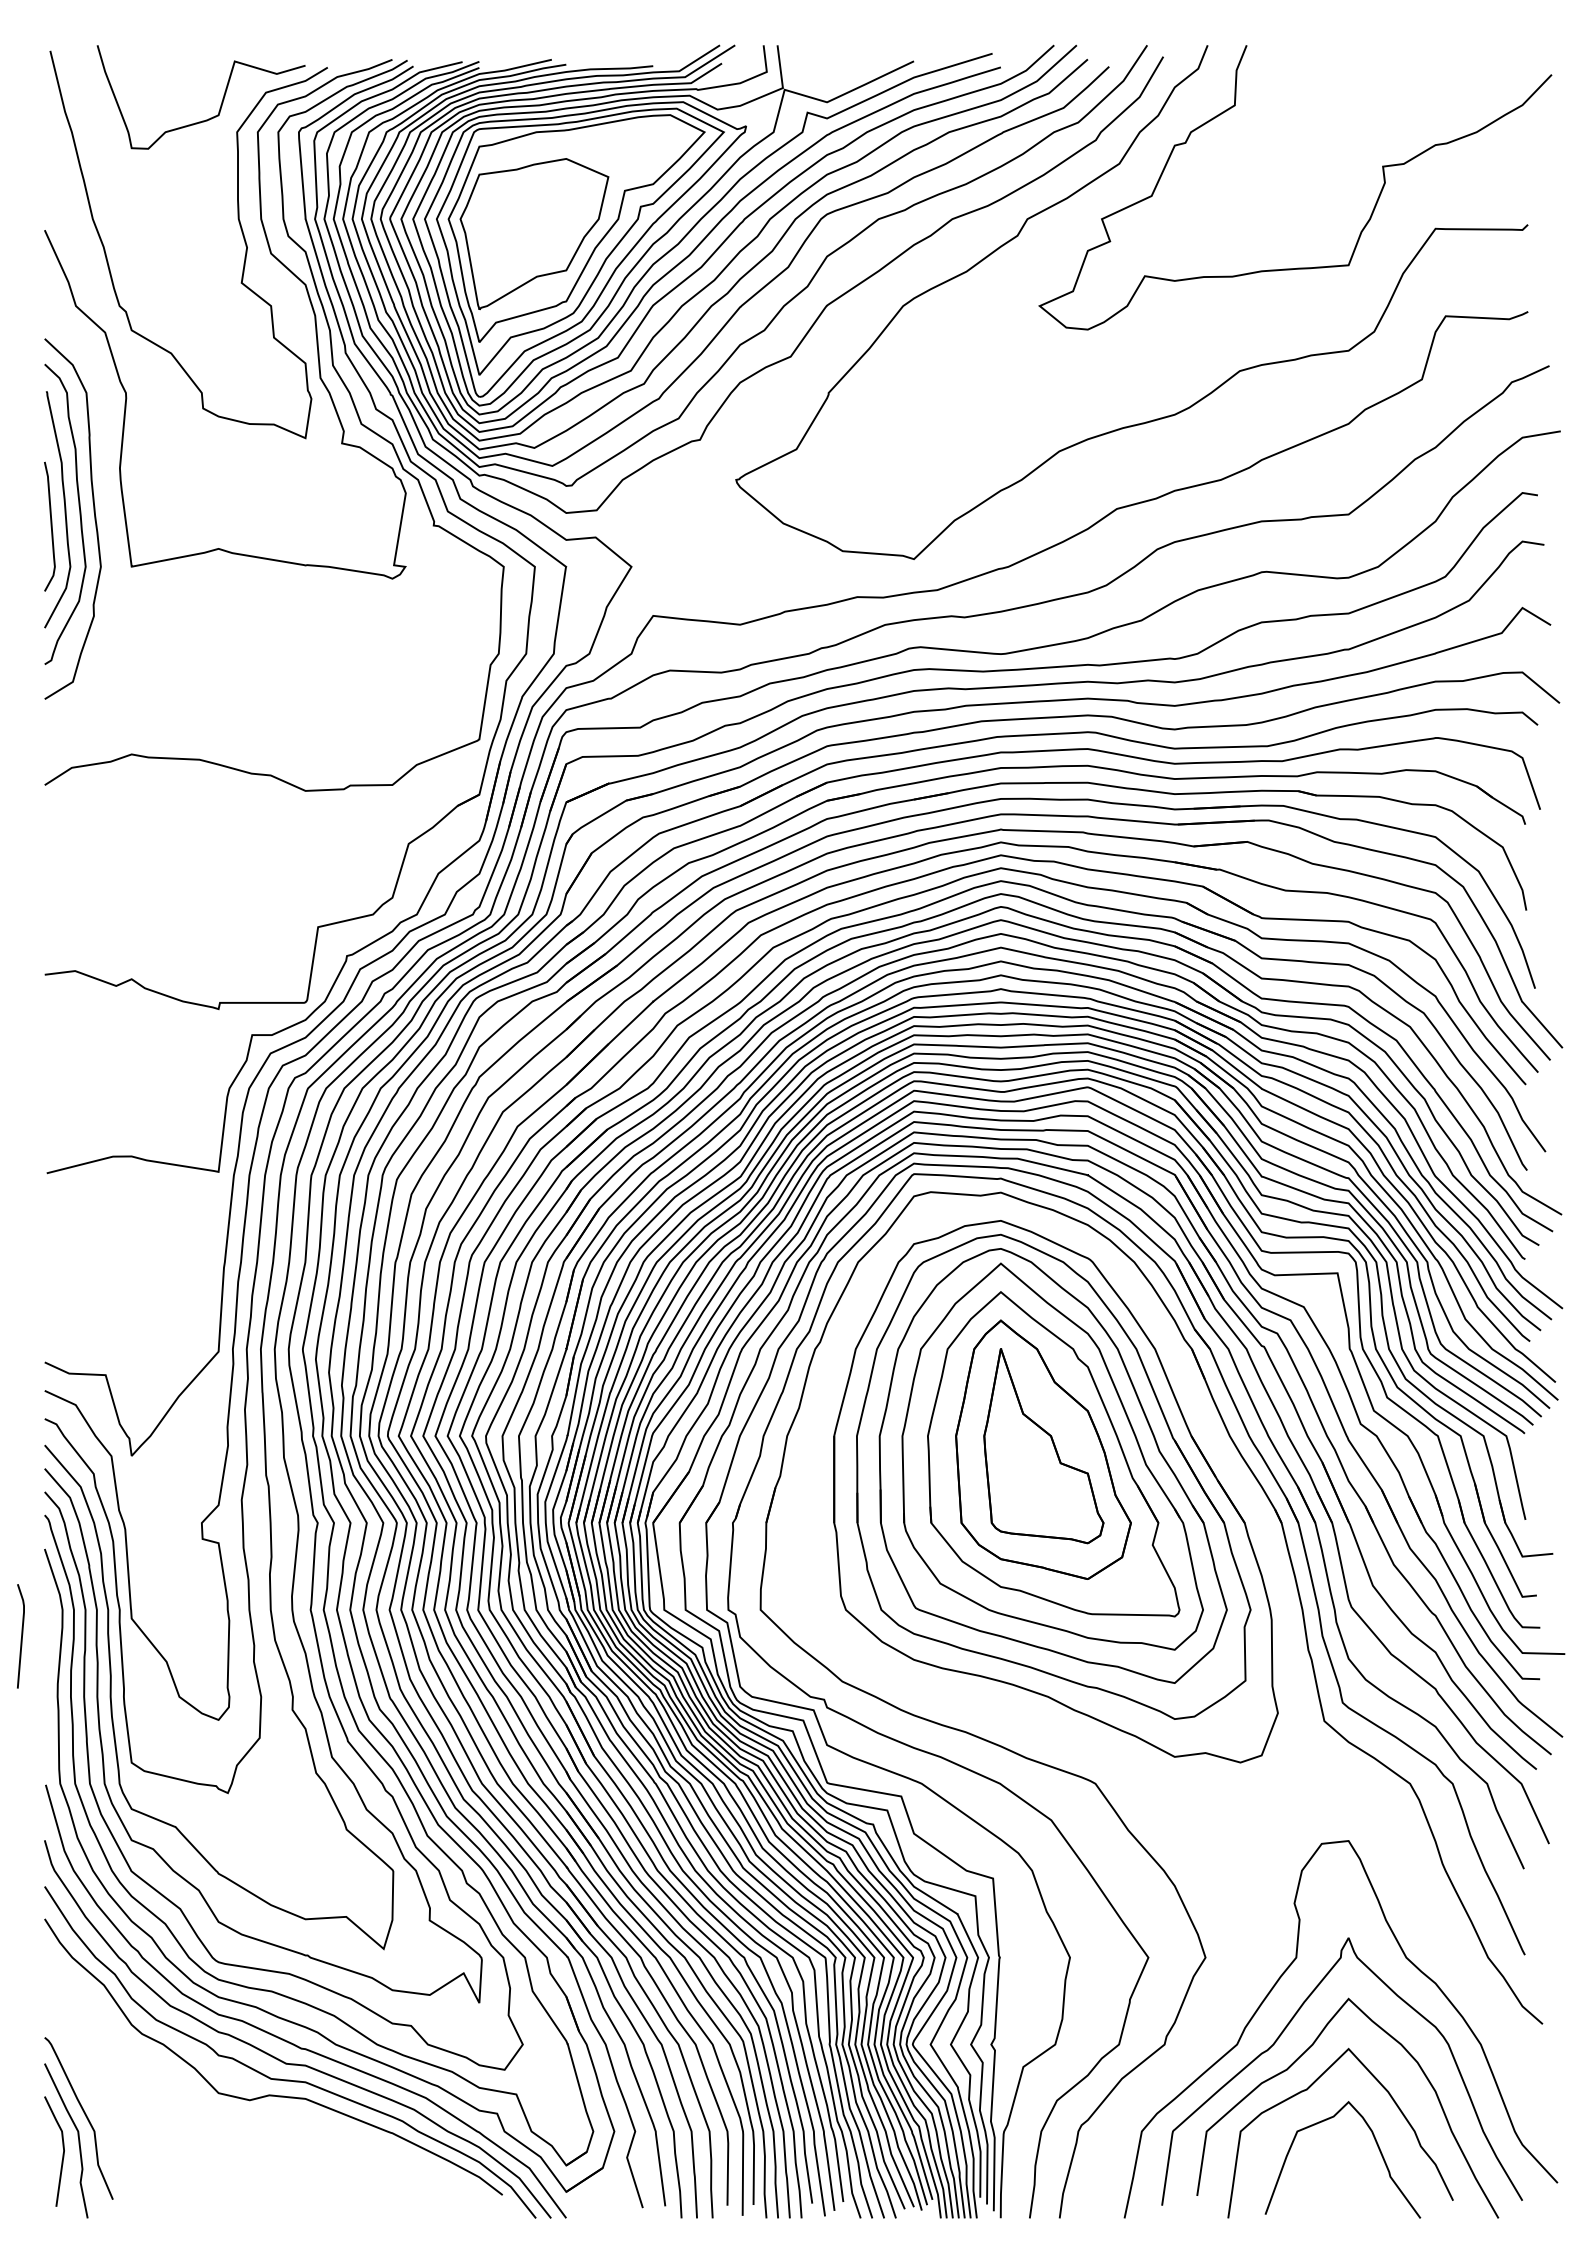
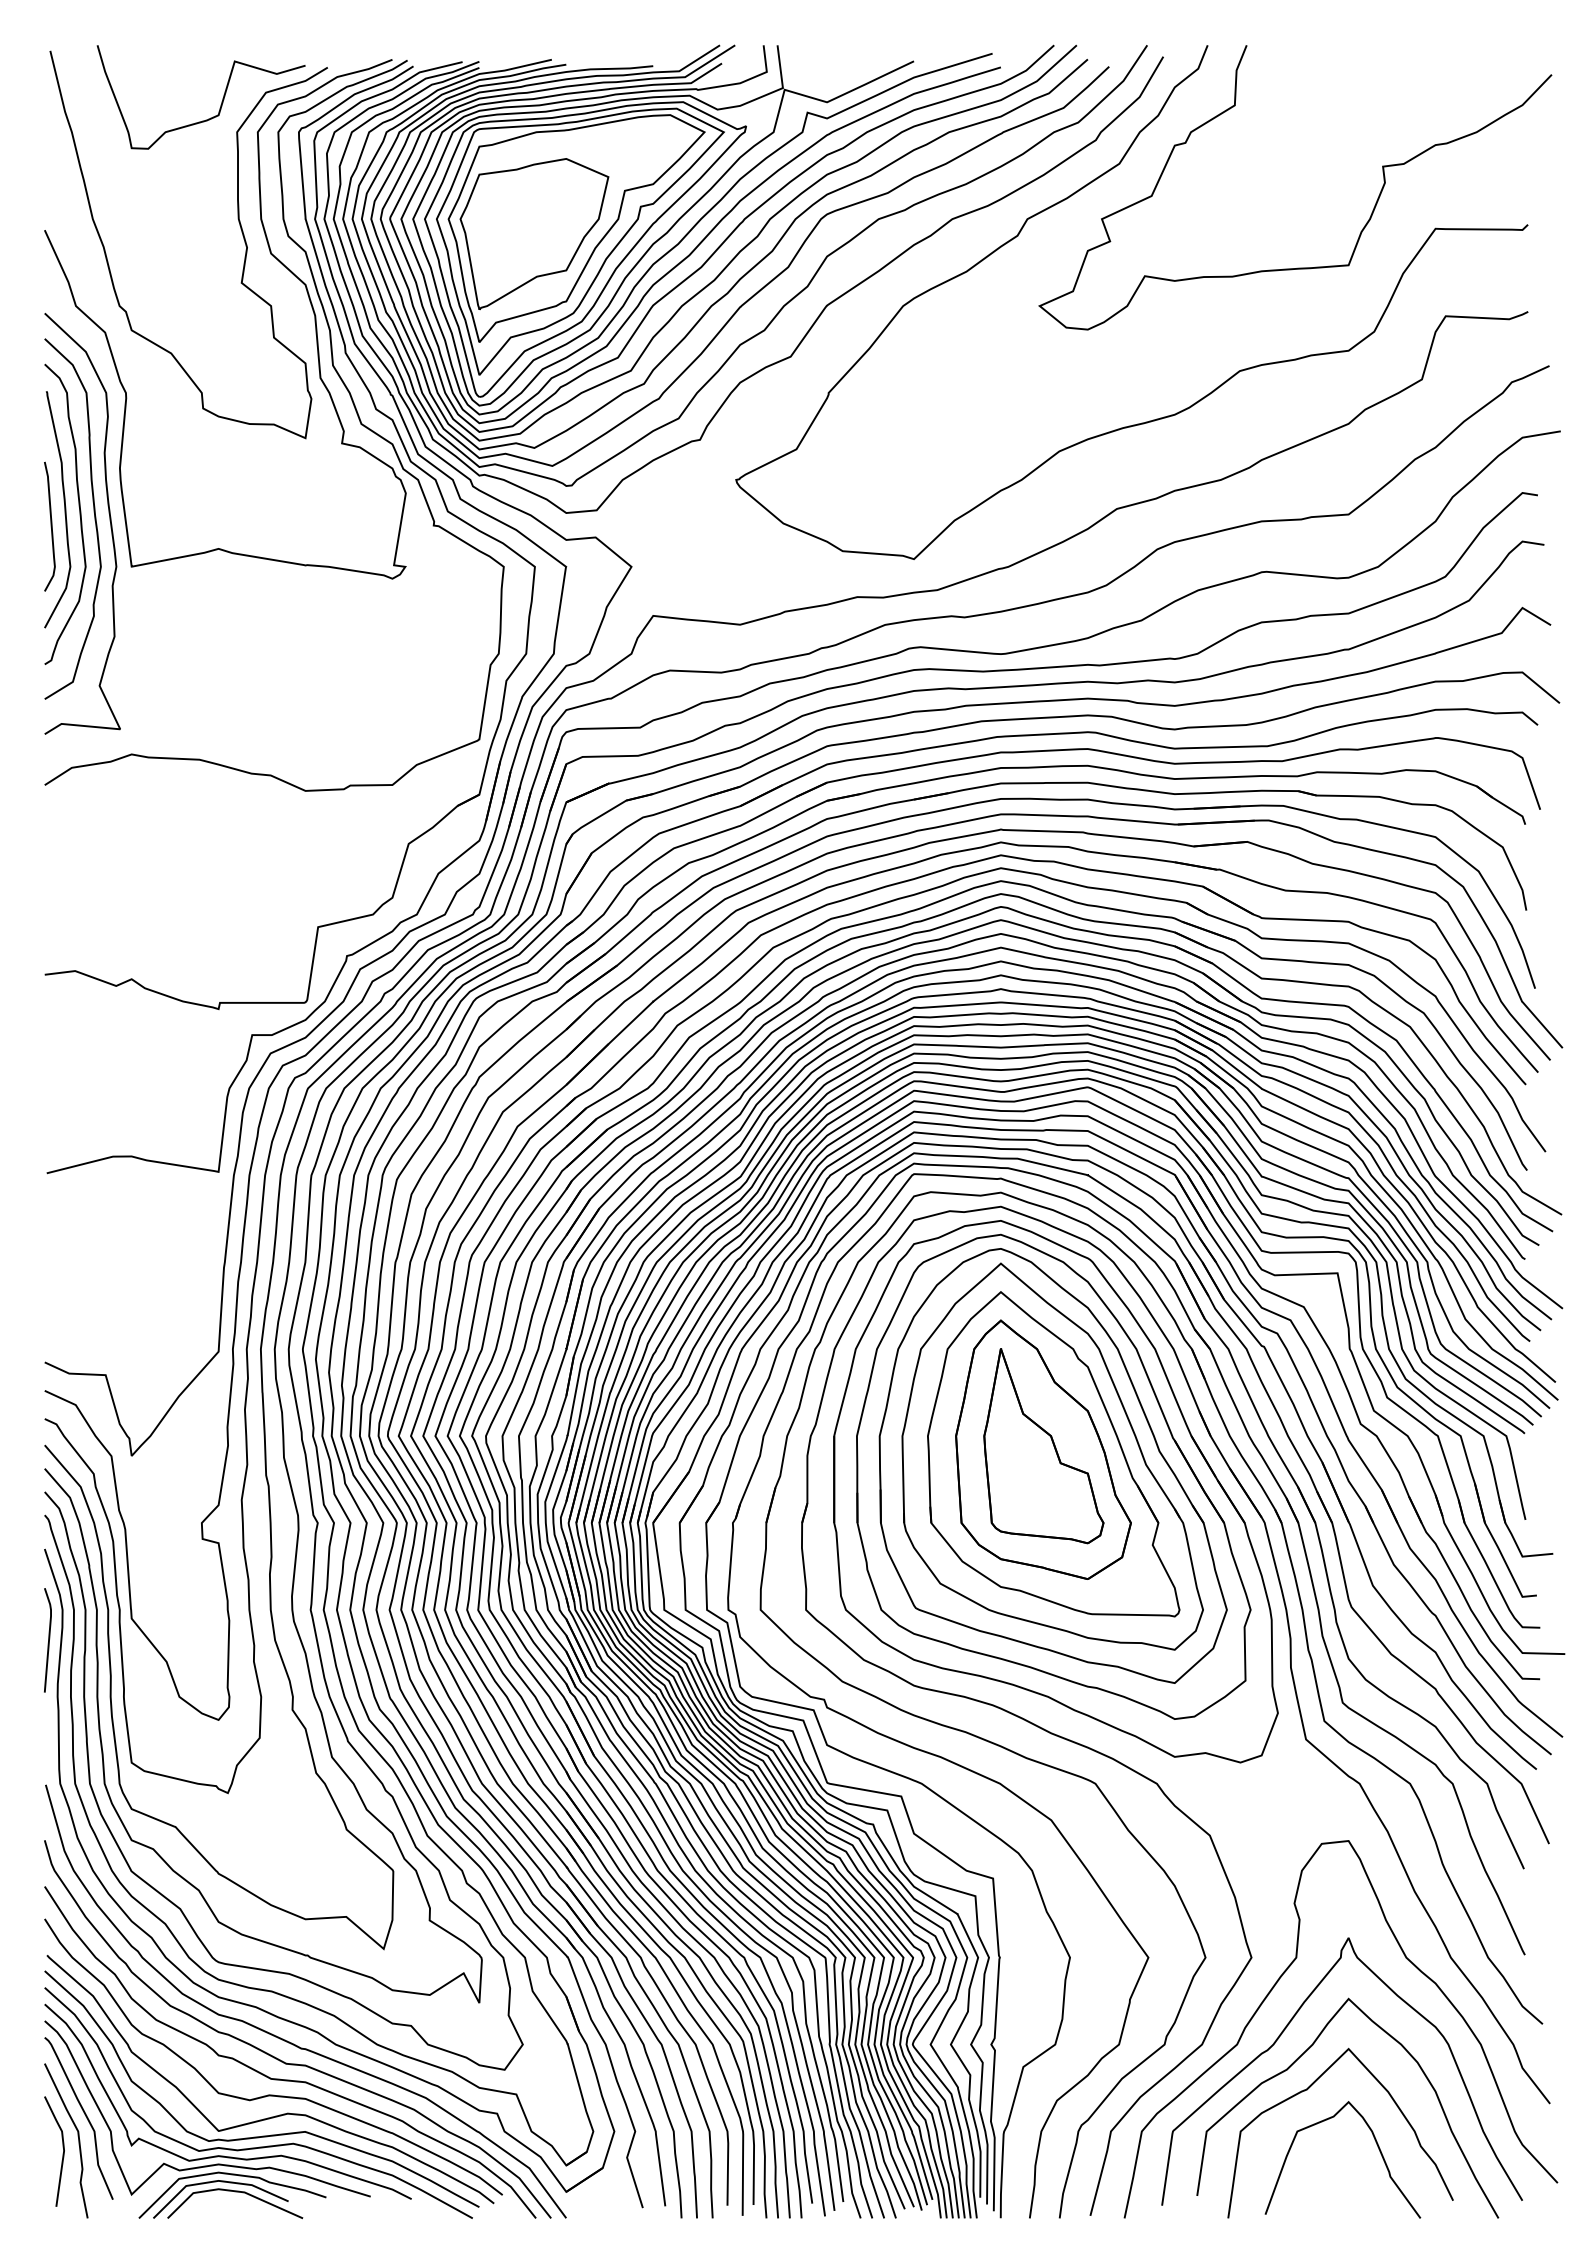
curve: none -> present (109, 521)
line position: (21, 1636) -> (48, 1640) (48, 1640)
part: none -> present (1139, 1772)
part: none -> present (275, 2115)
